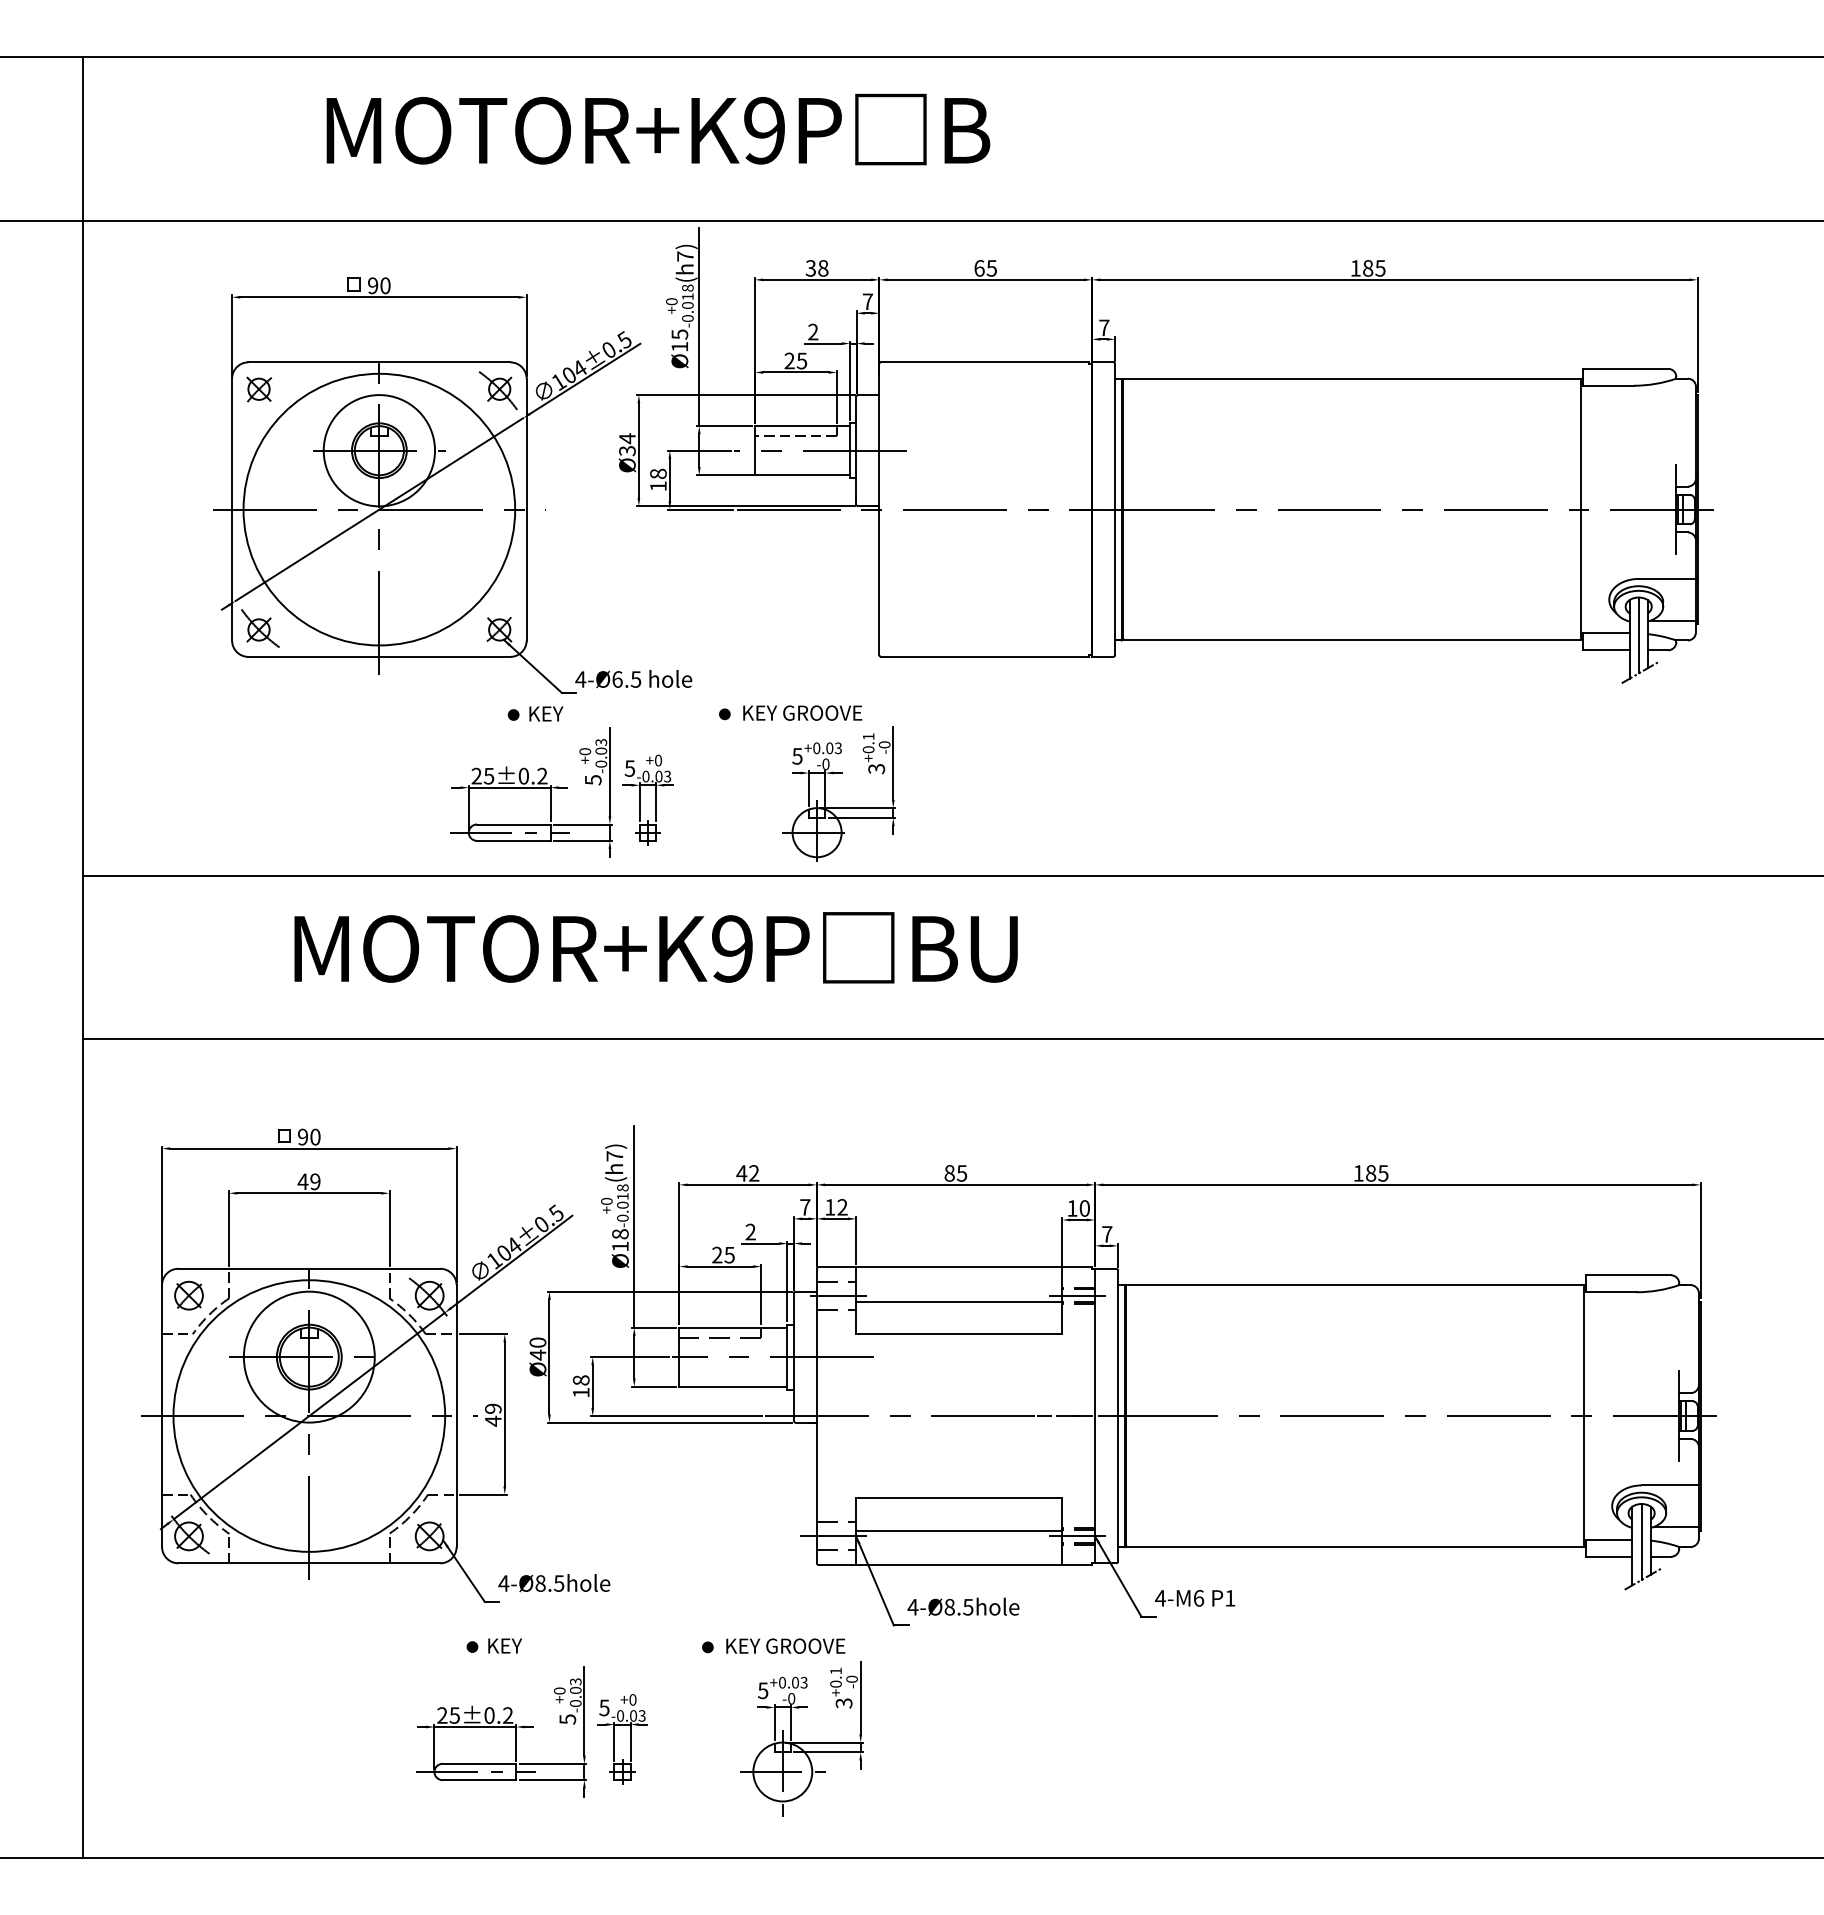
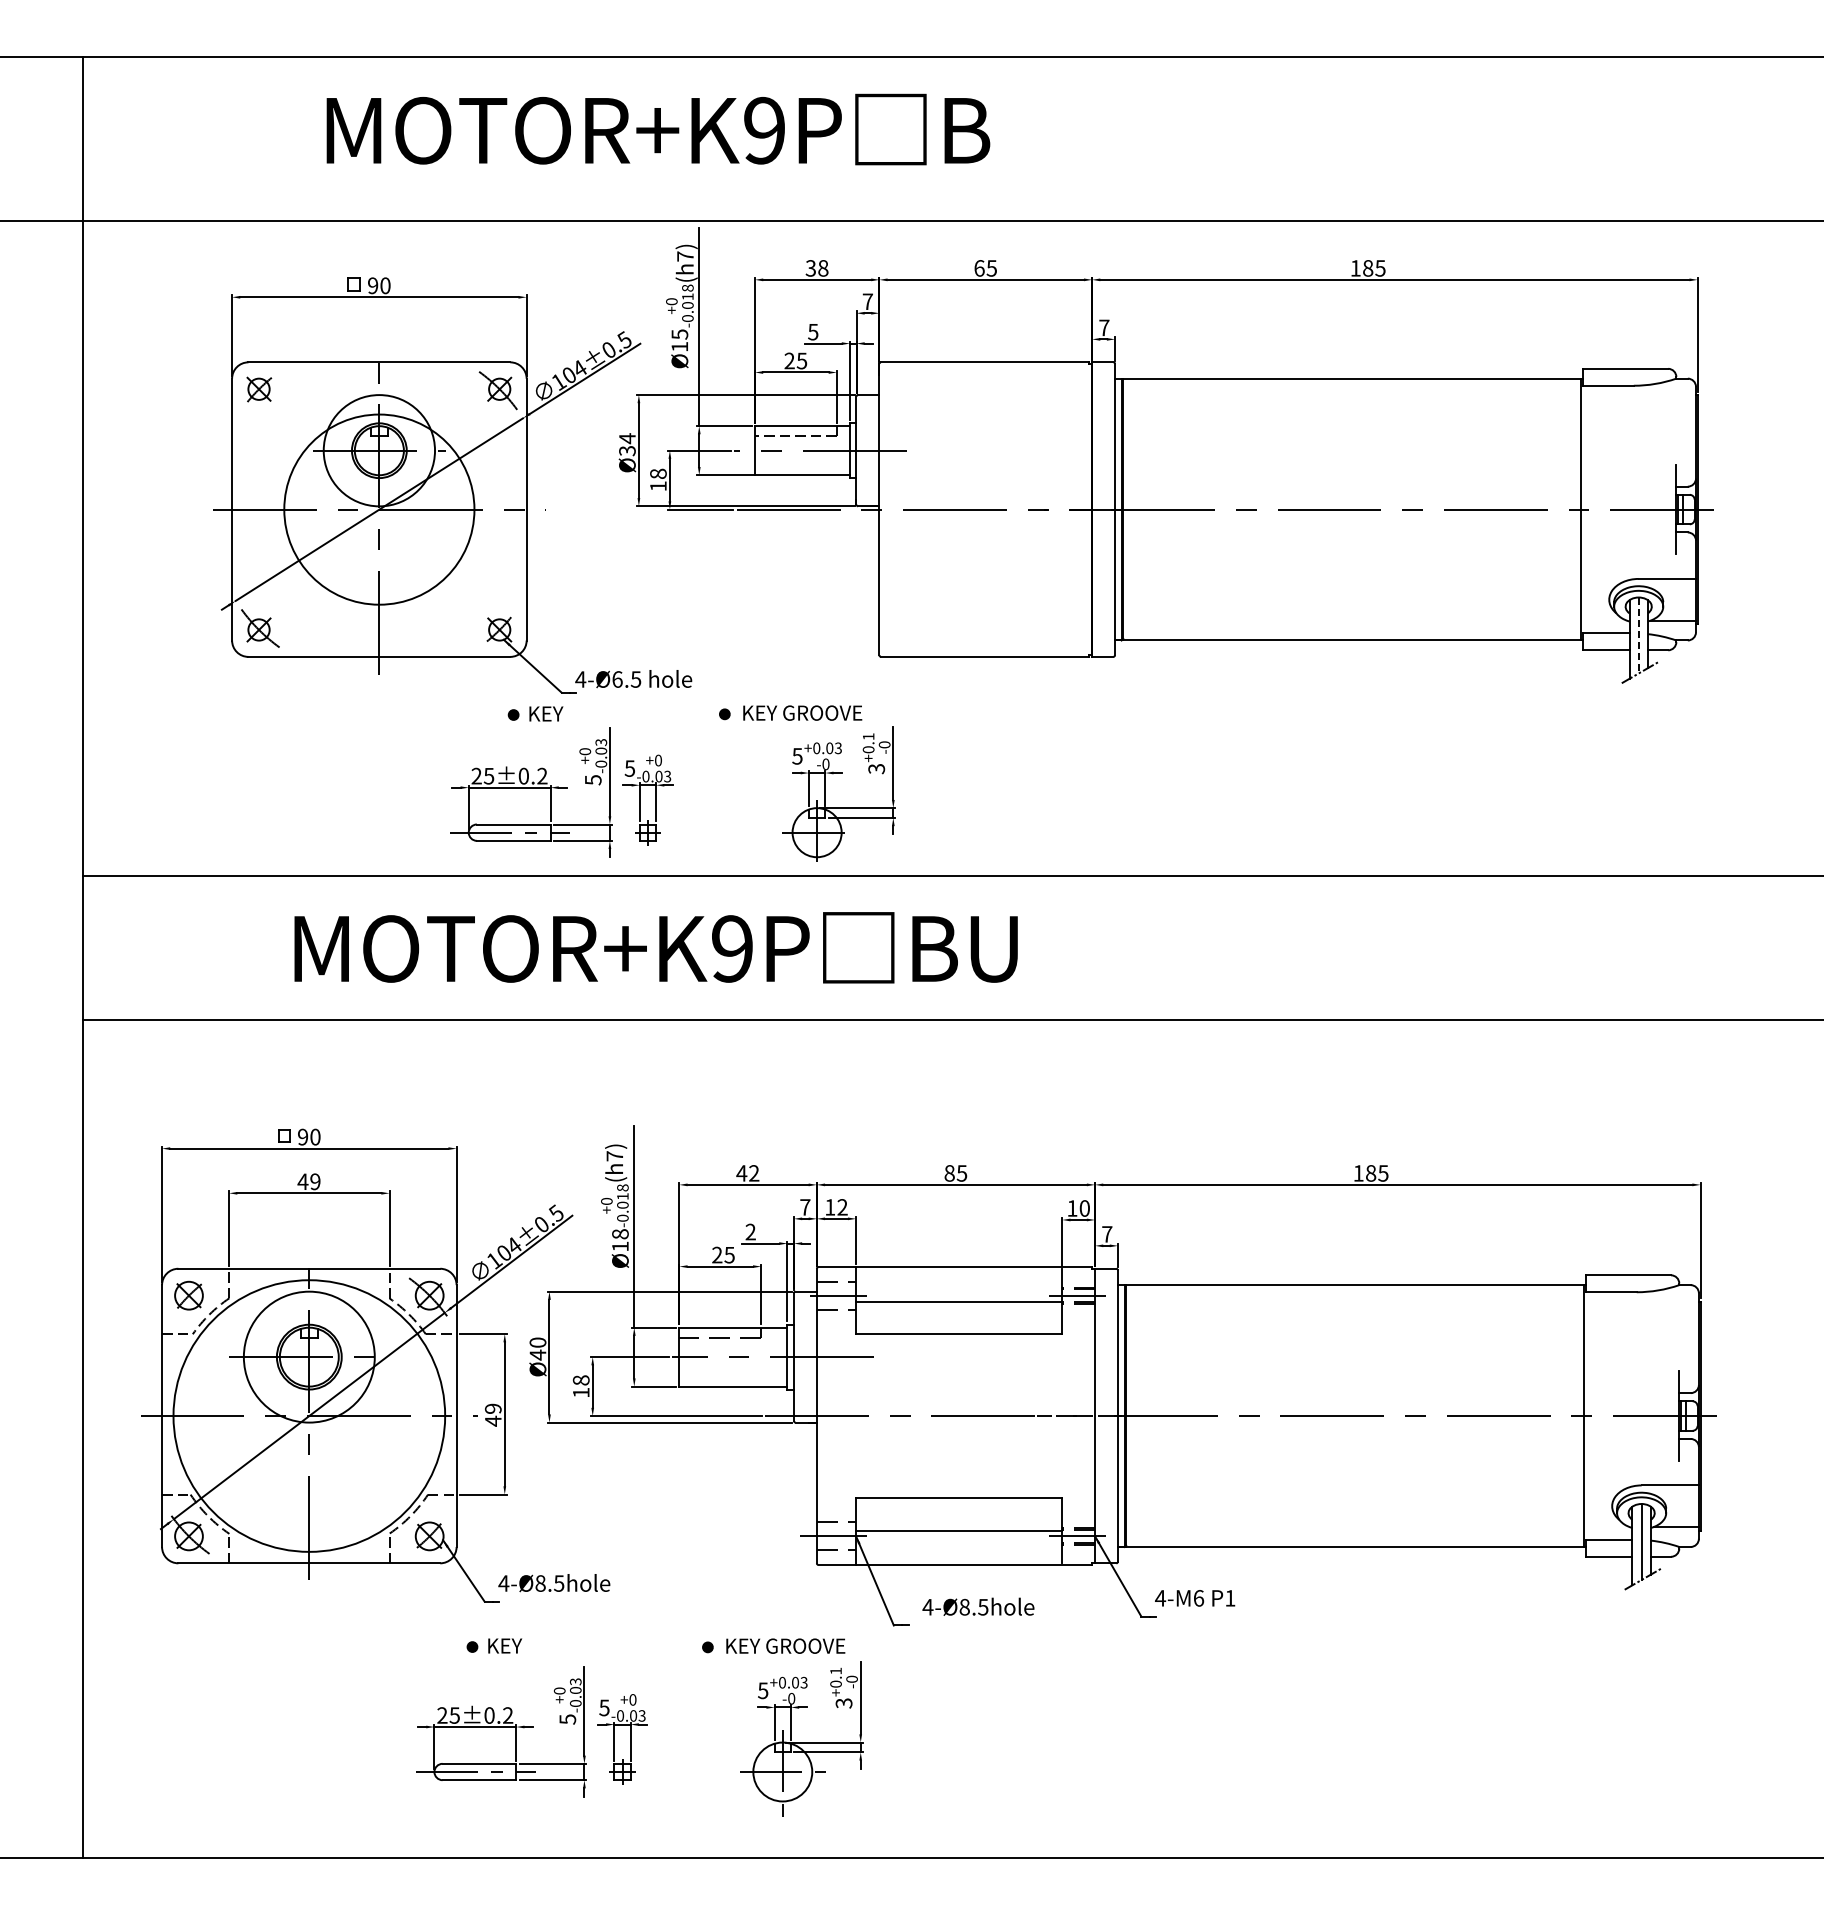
text: 2 -> 5 (813, 331)
circle diameter: 272 px -> 190 px (379, 509)
line: solid -> dashed (1638, 635)
line position: (951, 1039) -> (951, 1020) (951, 1020)
text position: (963, 1606) -> (978, 1606) (978, 1606)
